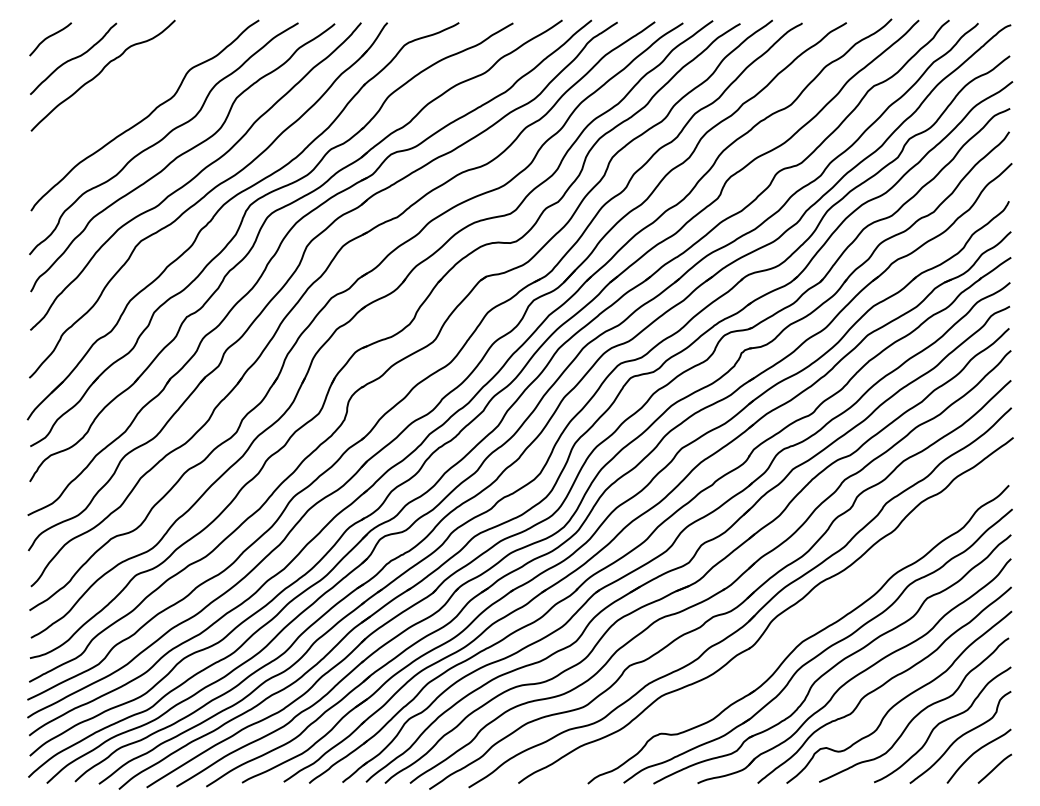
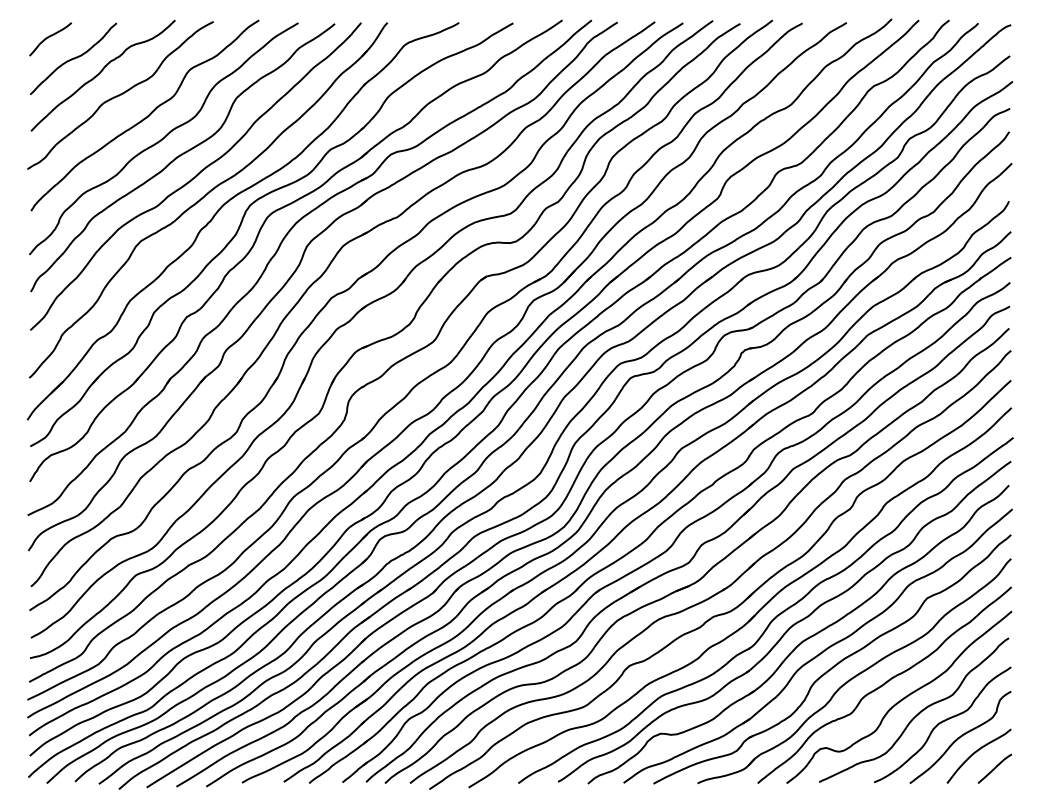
curve: none -> present (120, 95)
part: none -> present (790, 626)
